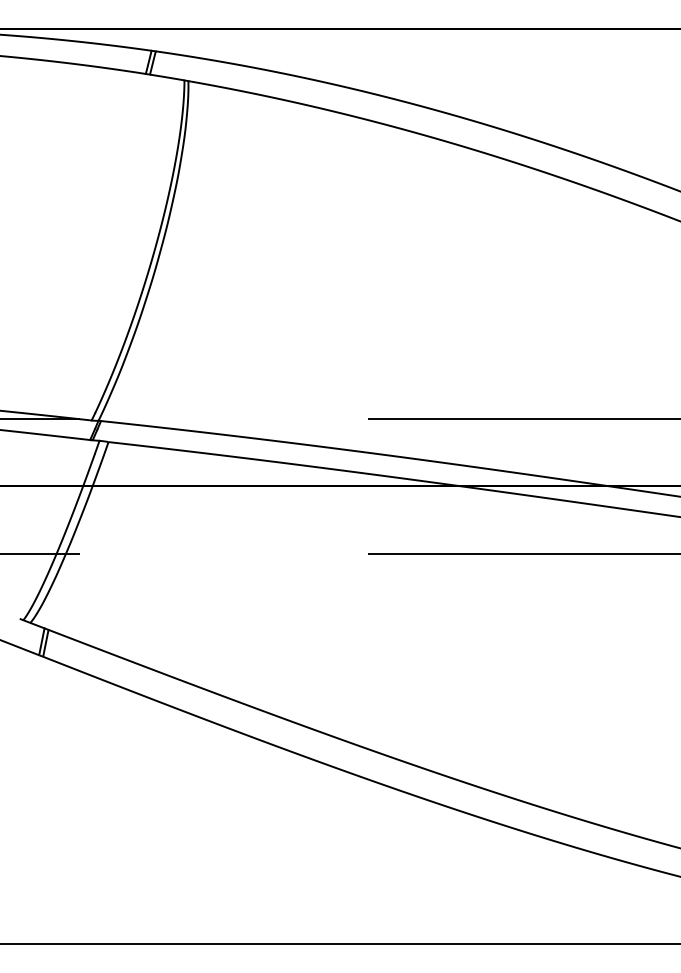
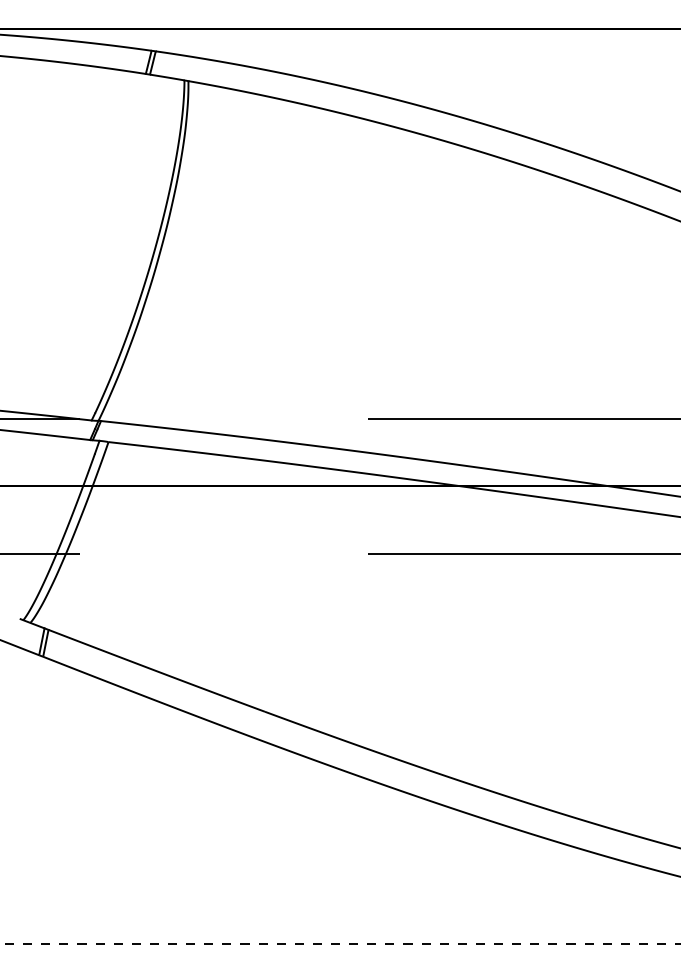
line: solid -> dashed (340, 943)
